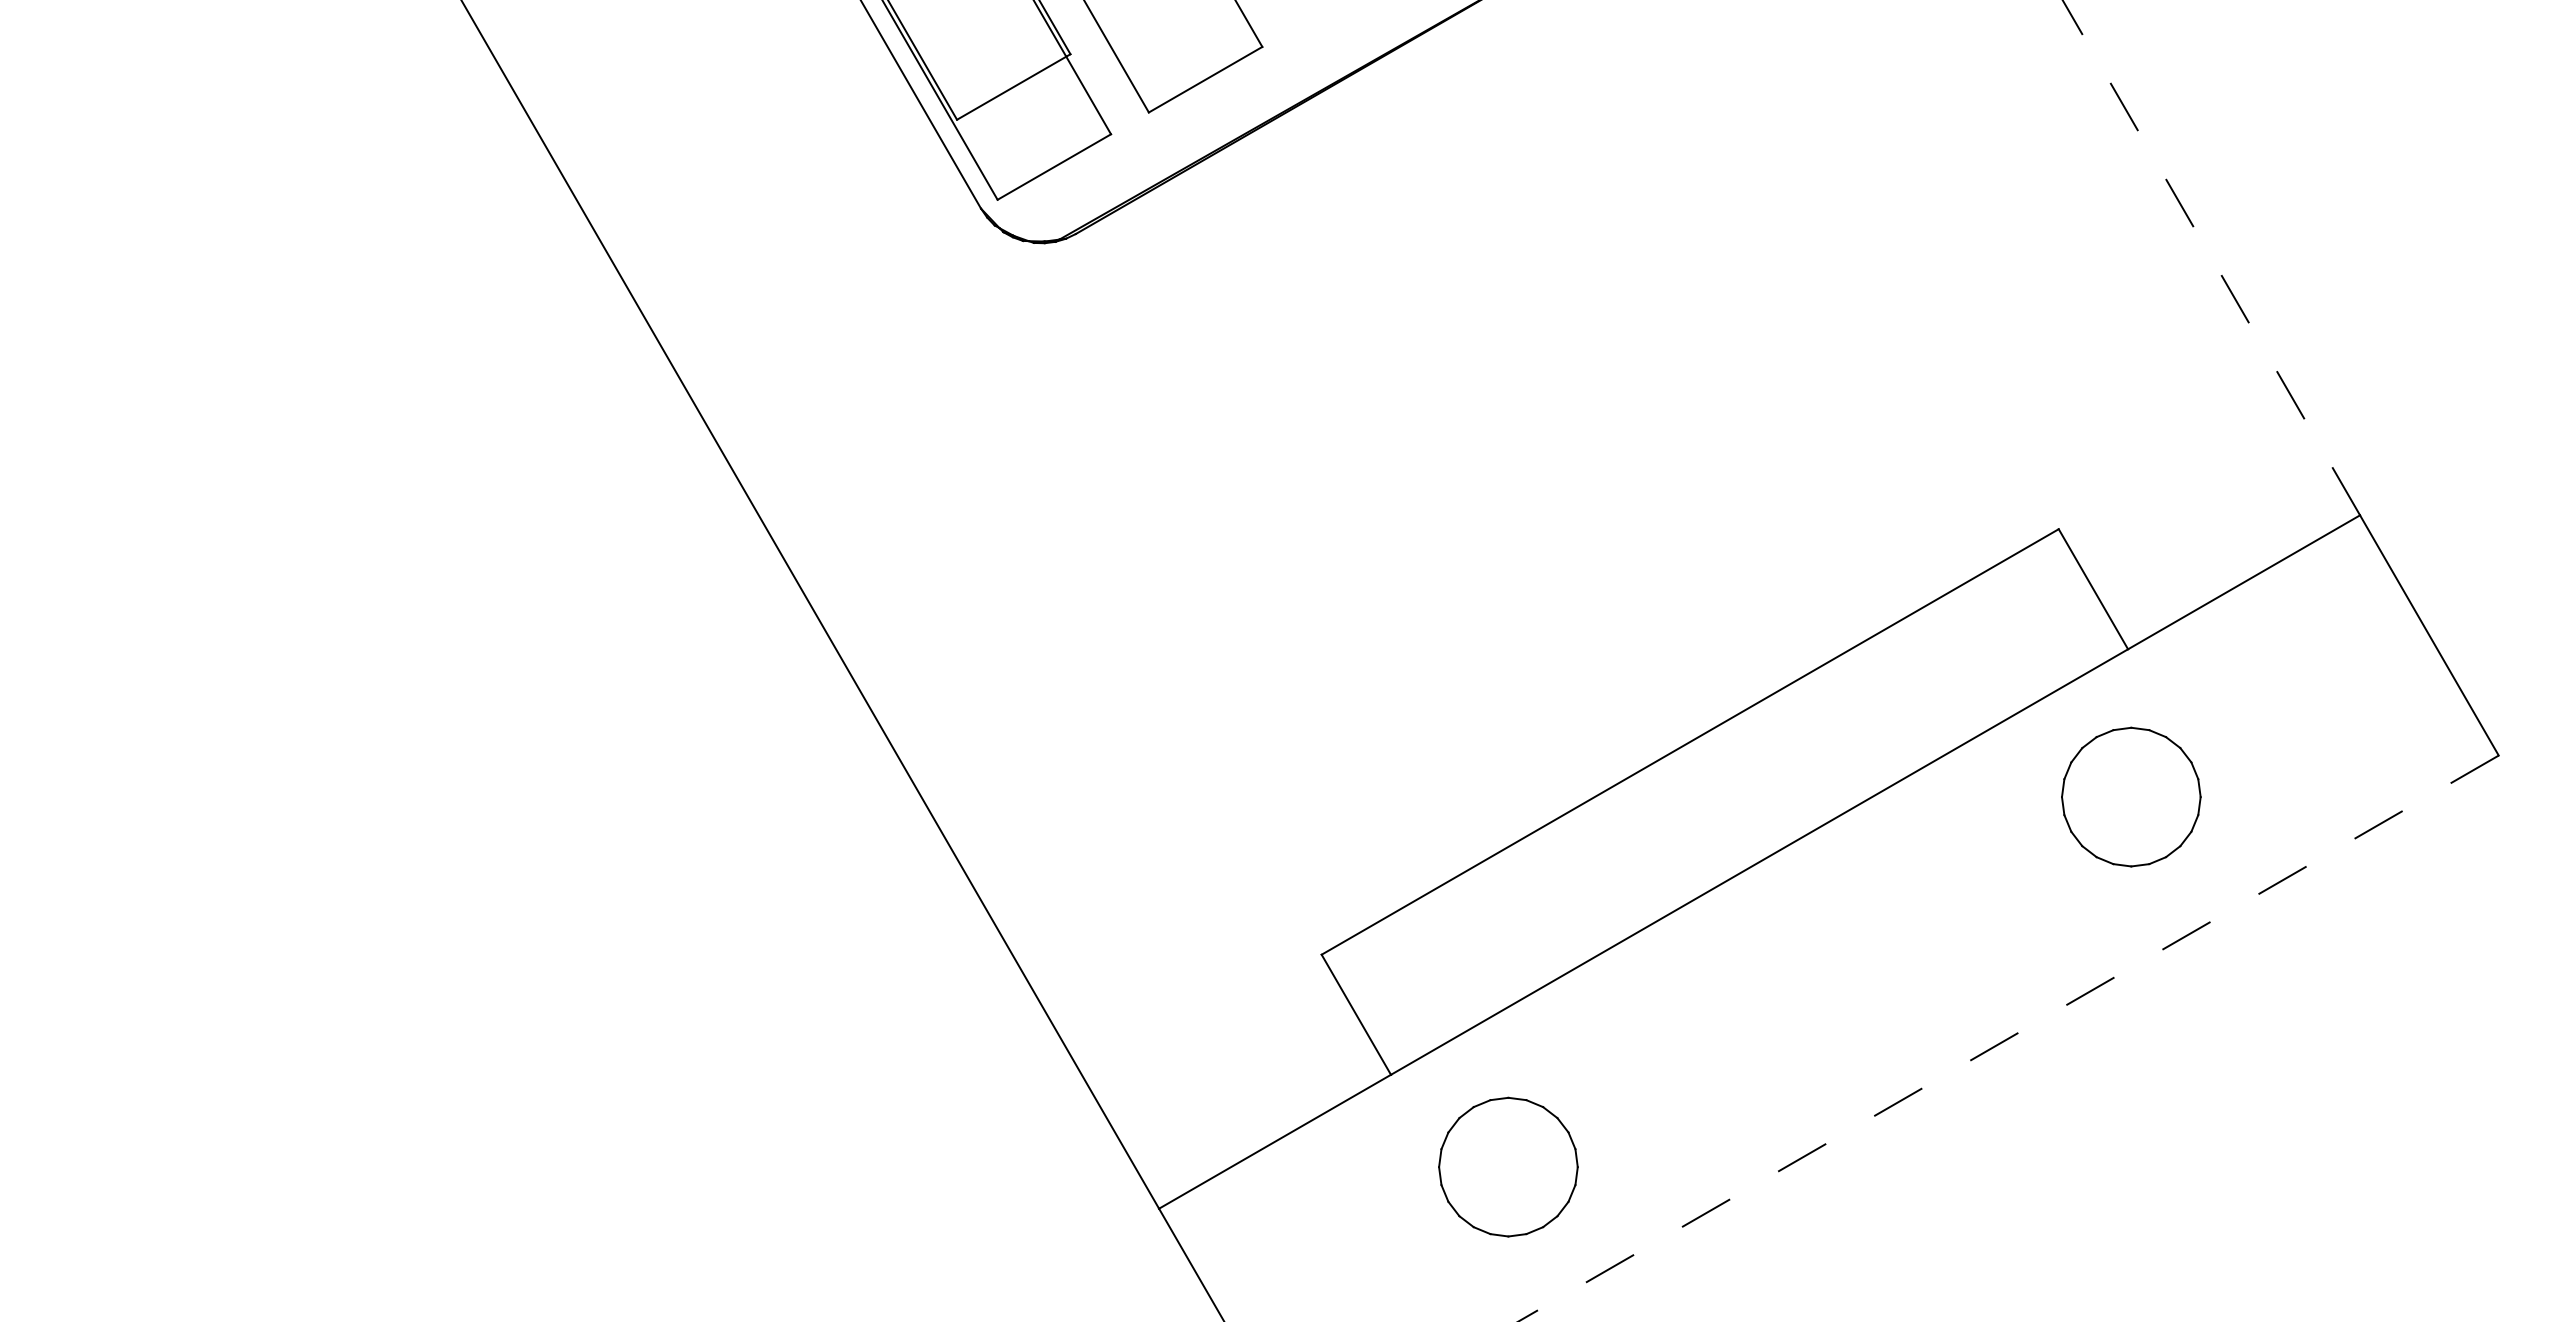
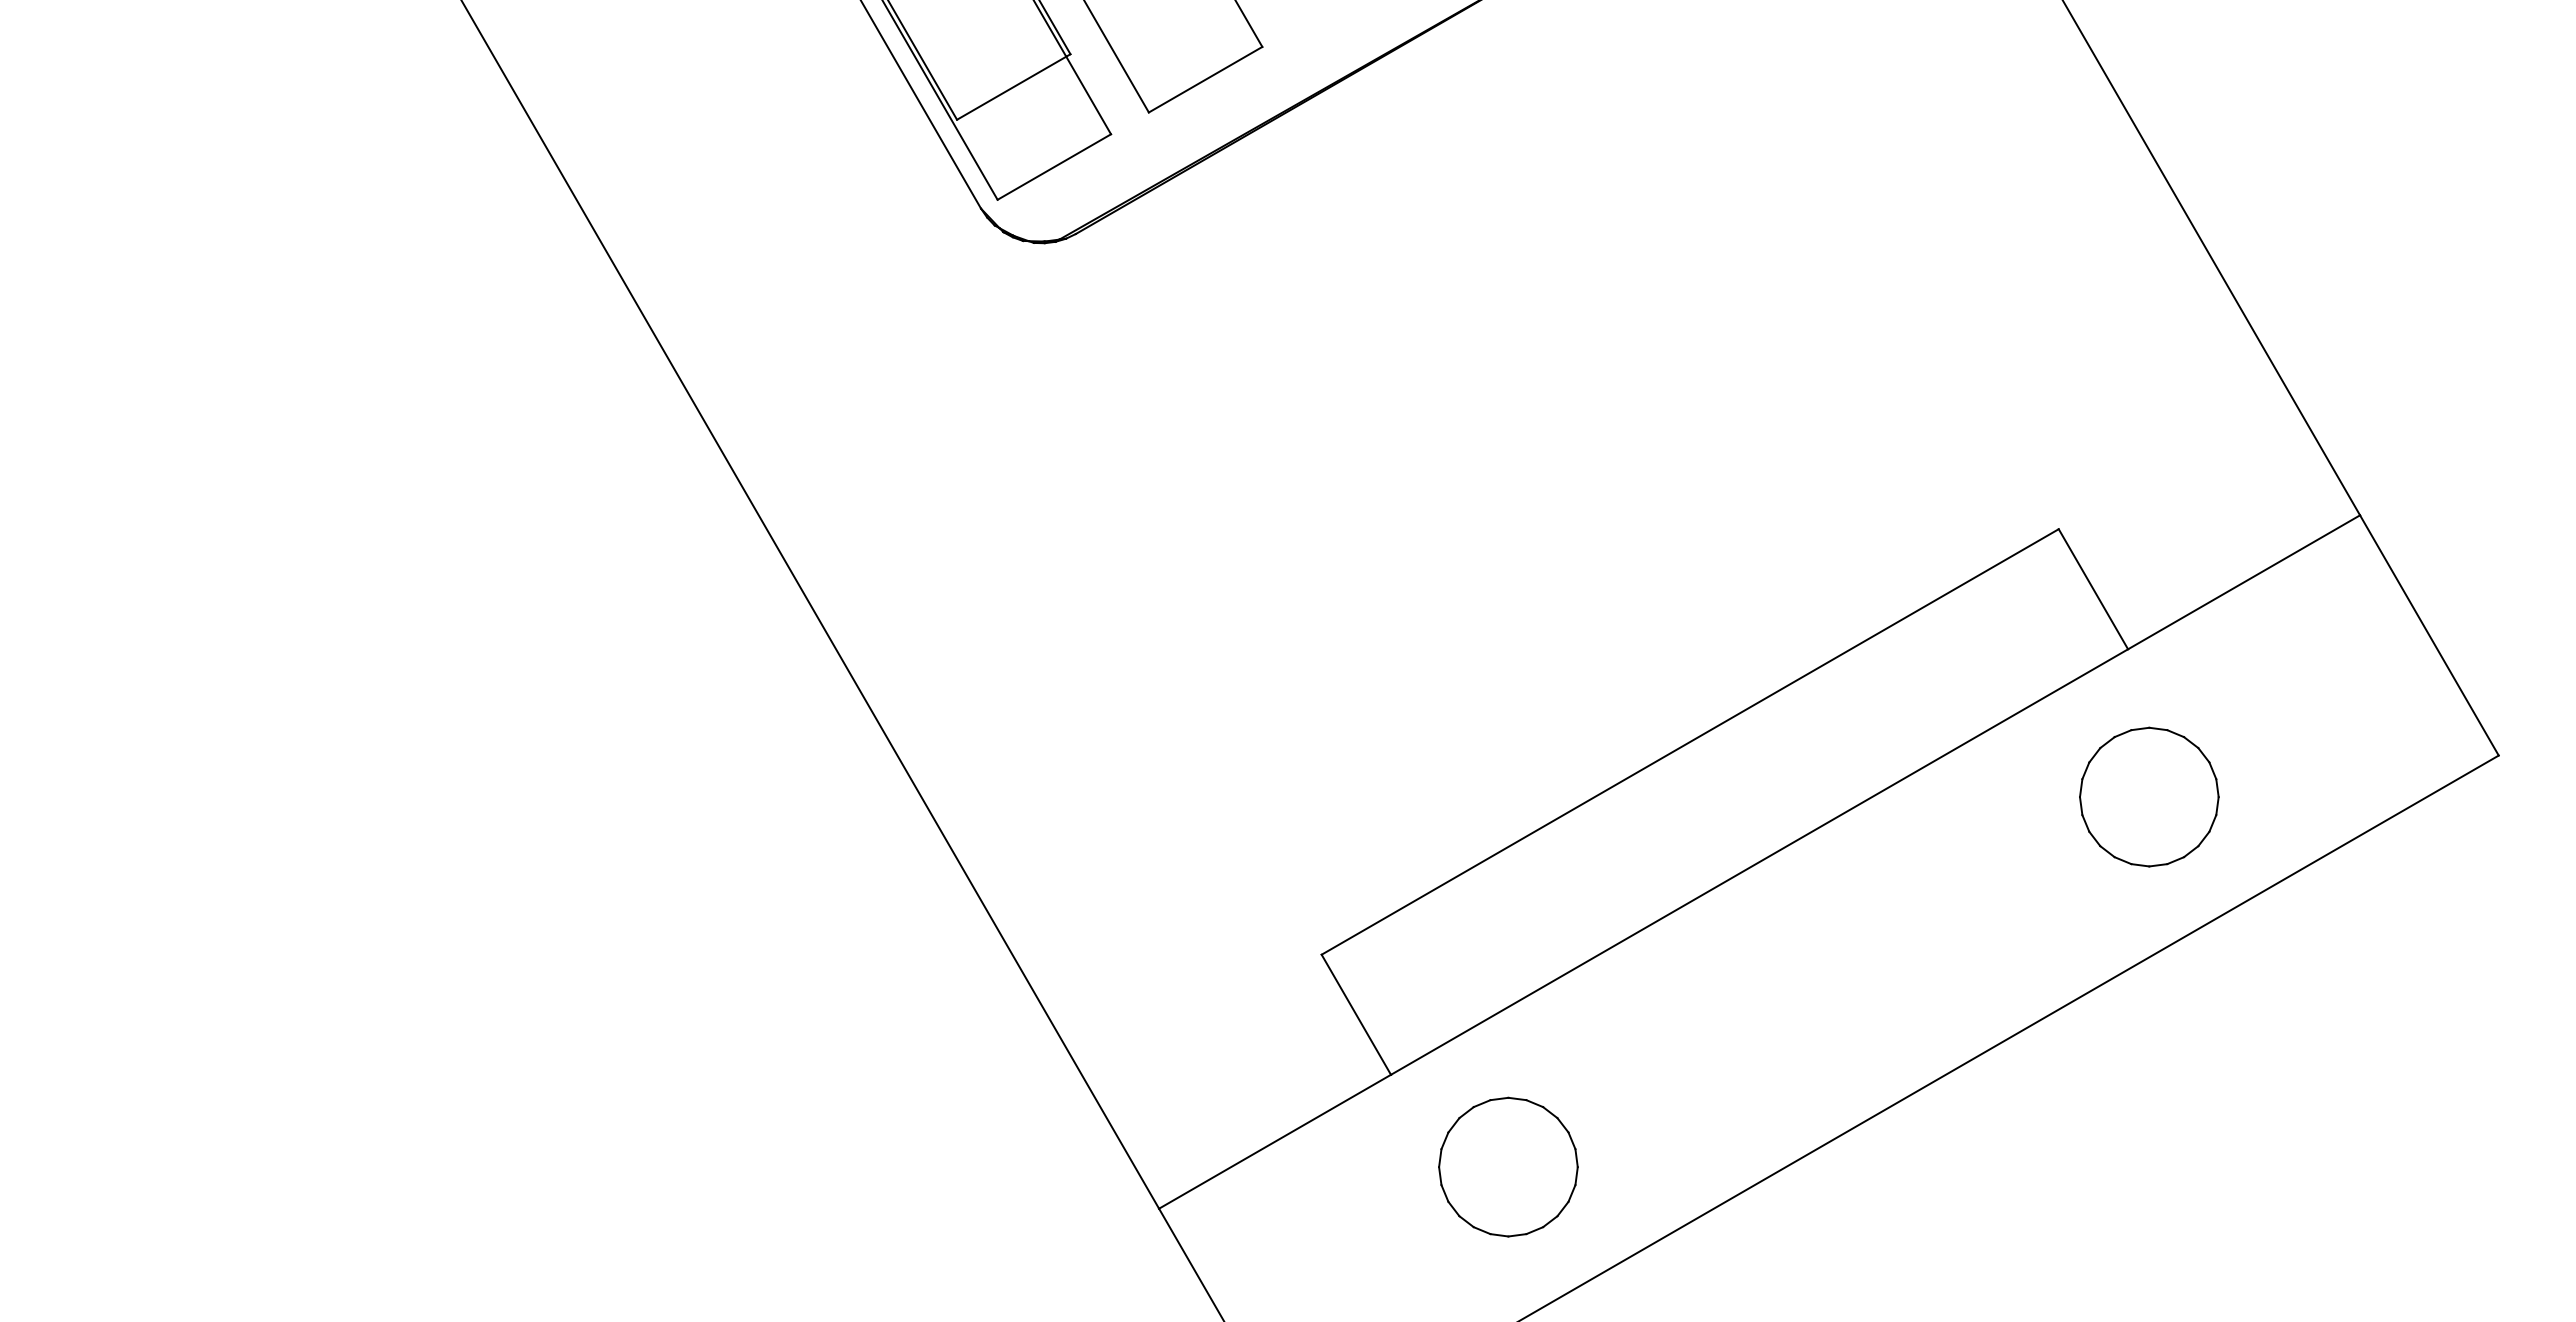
line: dashed -> solid (2211, 257)
part position: (2131, 796) -> (2149, 796) (2149, 796)
line: dashed -> solid (2008, 1038)
